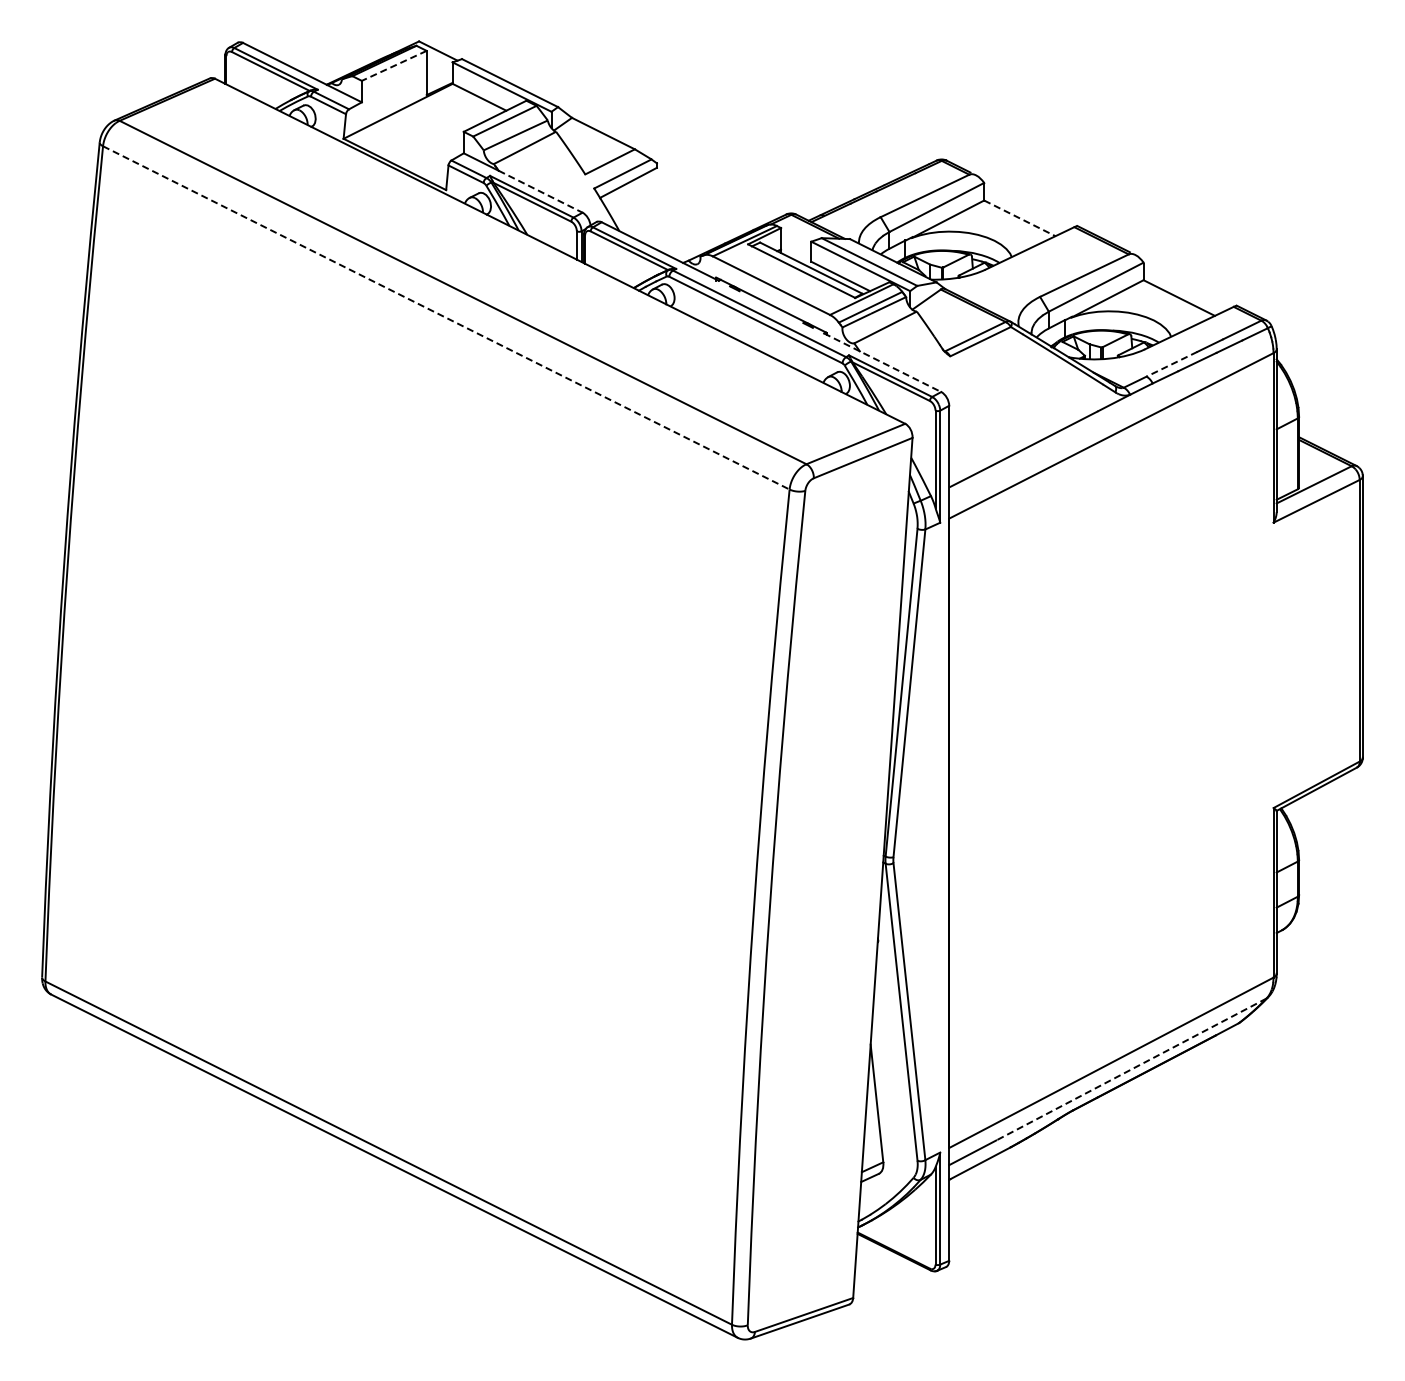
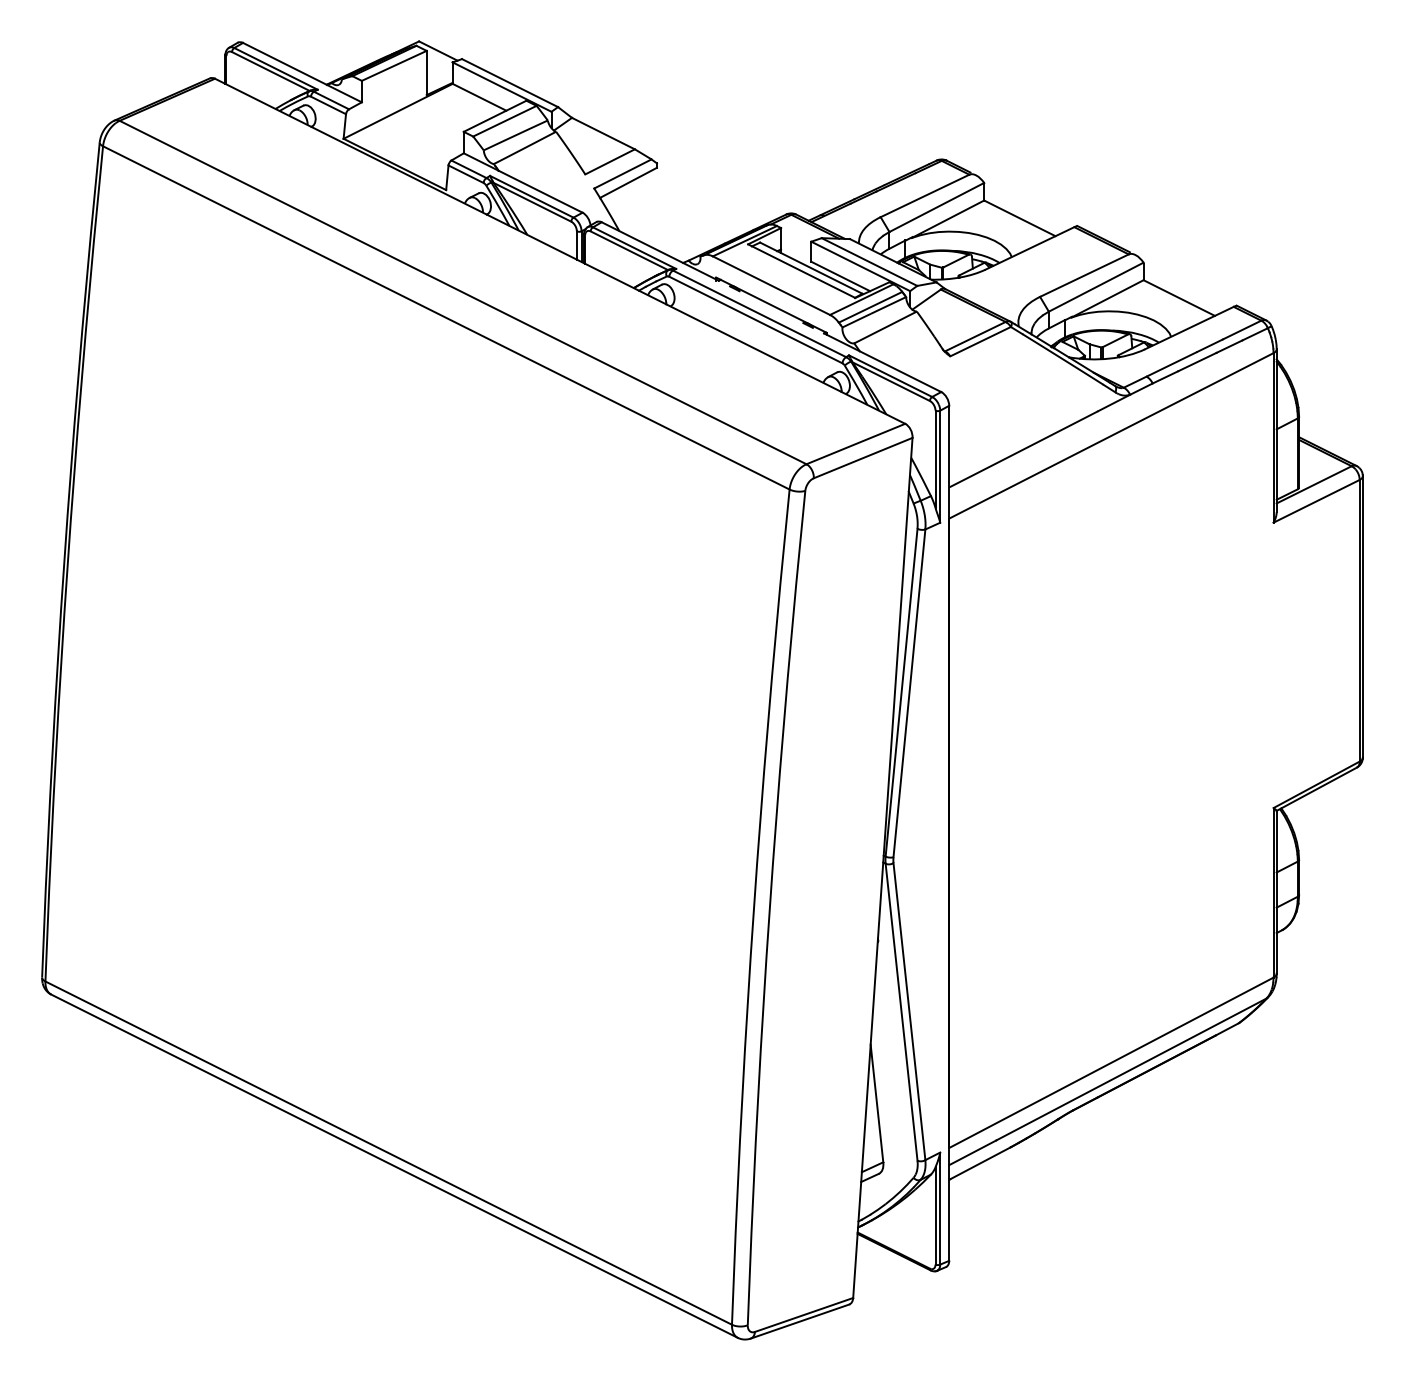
line: dashed -> solid (394, 65)
line: dashed -> solid (540, 191)
line: dashed -> solid (1019, 218)
line: dashed -> solid (446, 317)
line: dashed -> solid (882, 362)
line: dashed -> solid (1170, 364)
line: dashed -> solid (1131, 1069)
